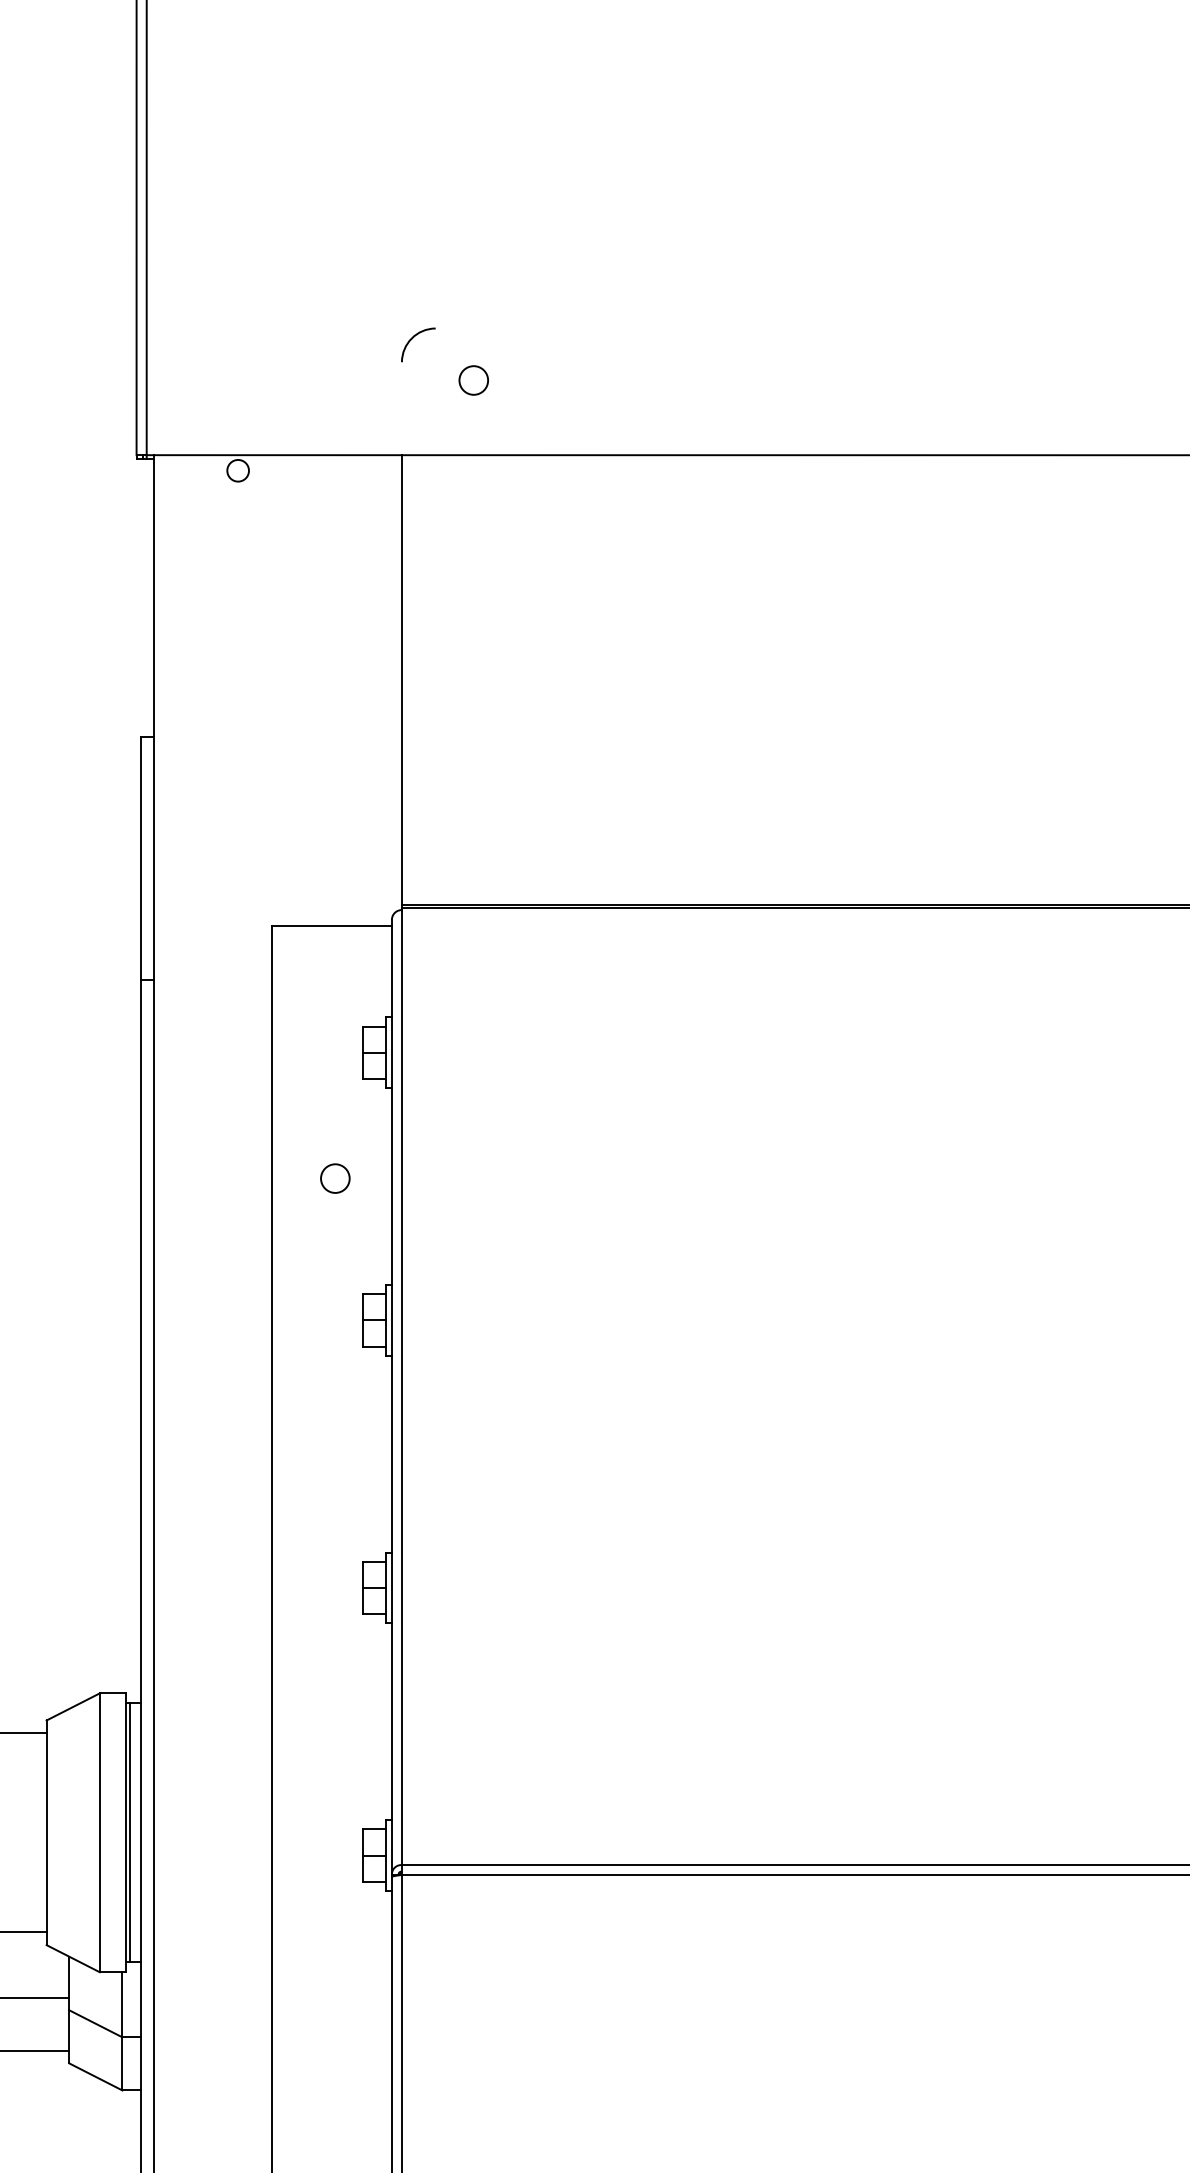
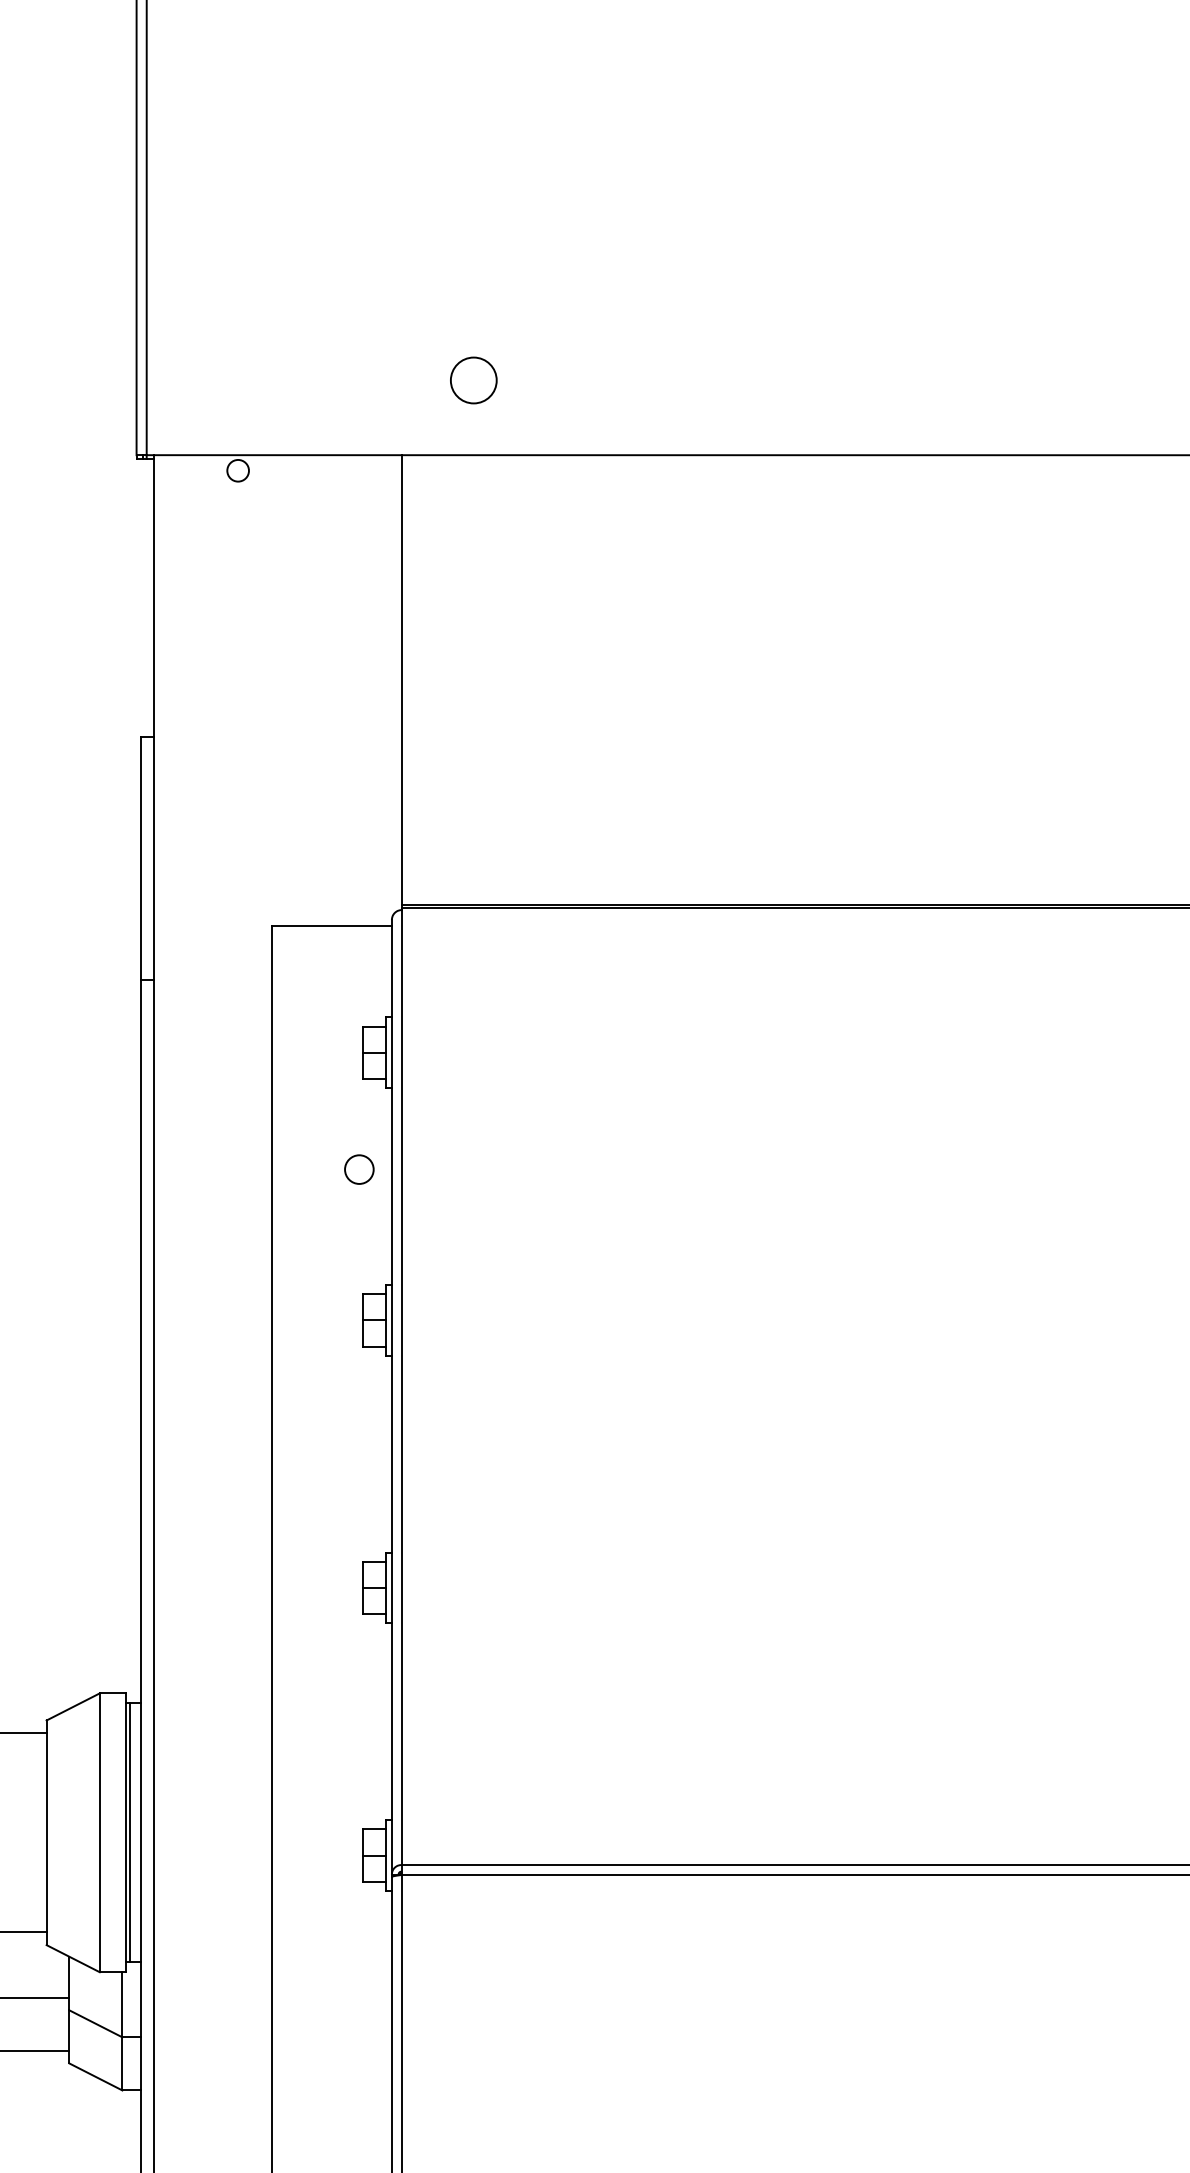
arc: present -> none (413, 338)
circle diameter: 29 px -> 46 px (473, 380)
circle position: (335, 1178) -> (359, 1169) (359, 1169)
